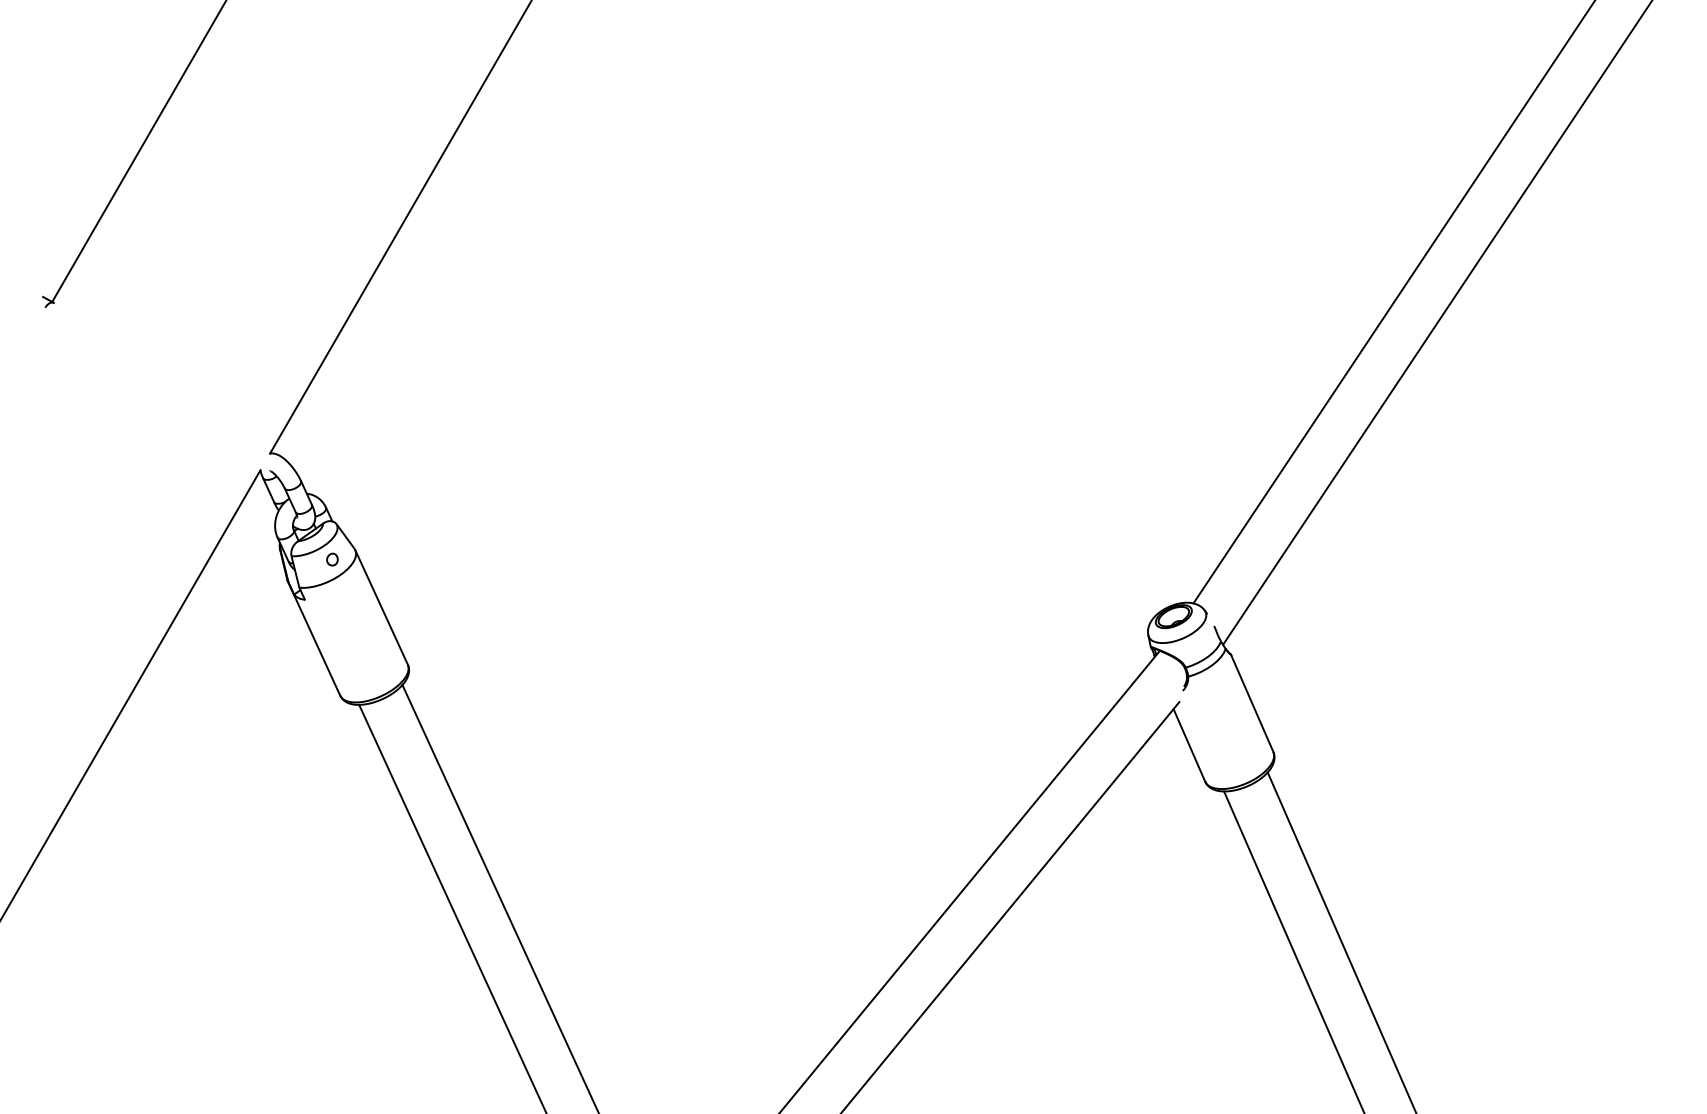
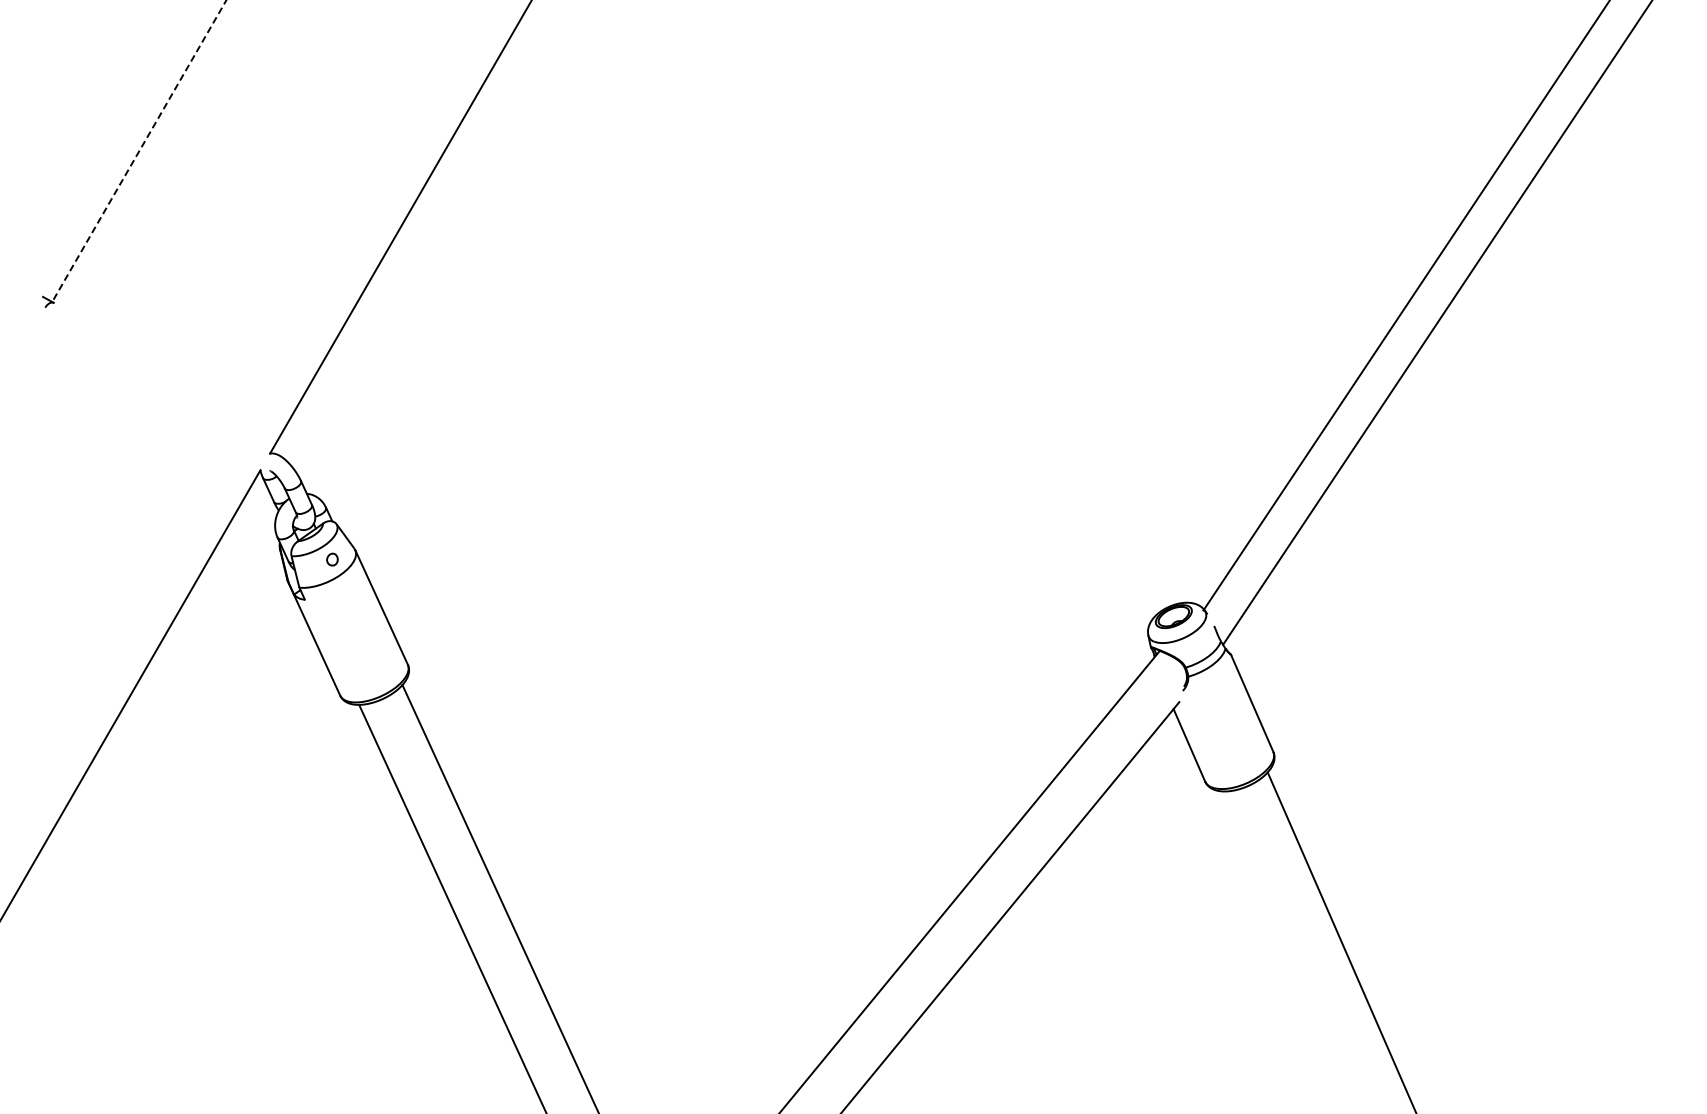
line: solid -> dashed (139, 151)
line position: (1393, 302) -> (1405, 306) (1405, 306)
line: present -> none (1293, 950)
